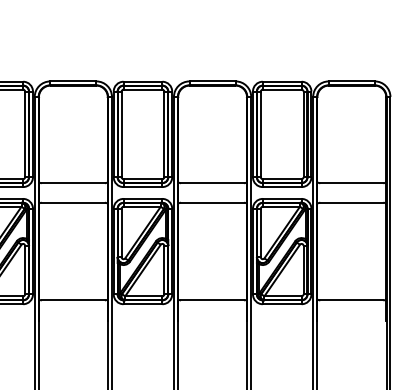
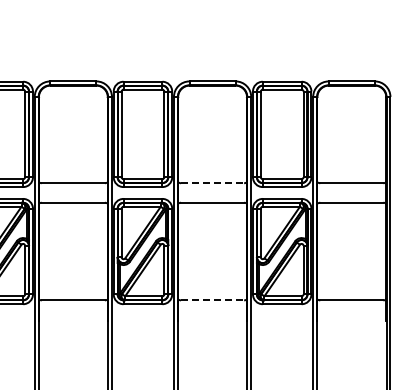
line: solid -> dashed (212, 183)
line: solid -> dashed (212, 300)
